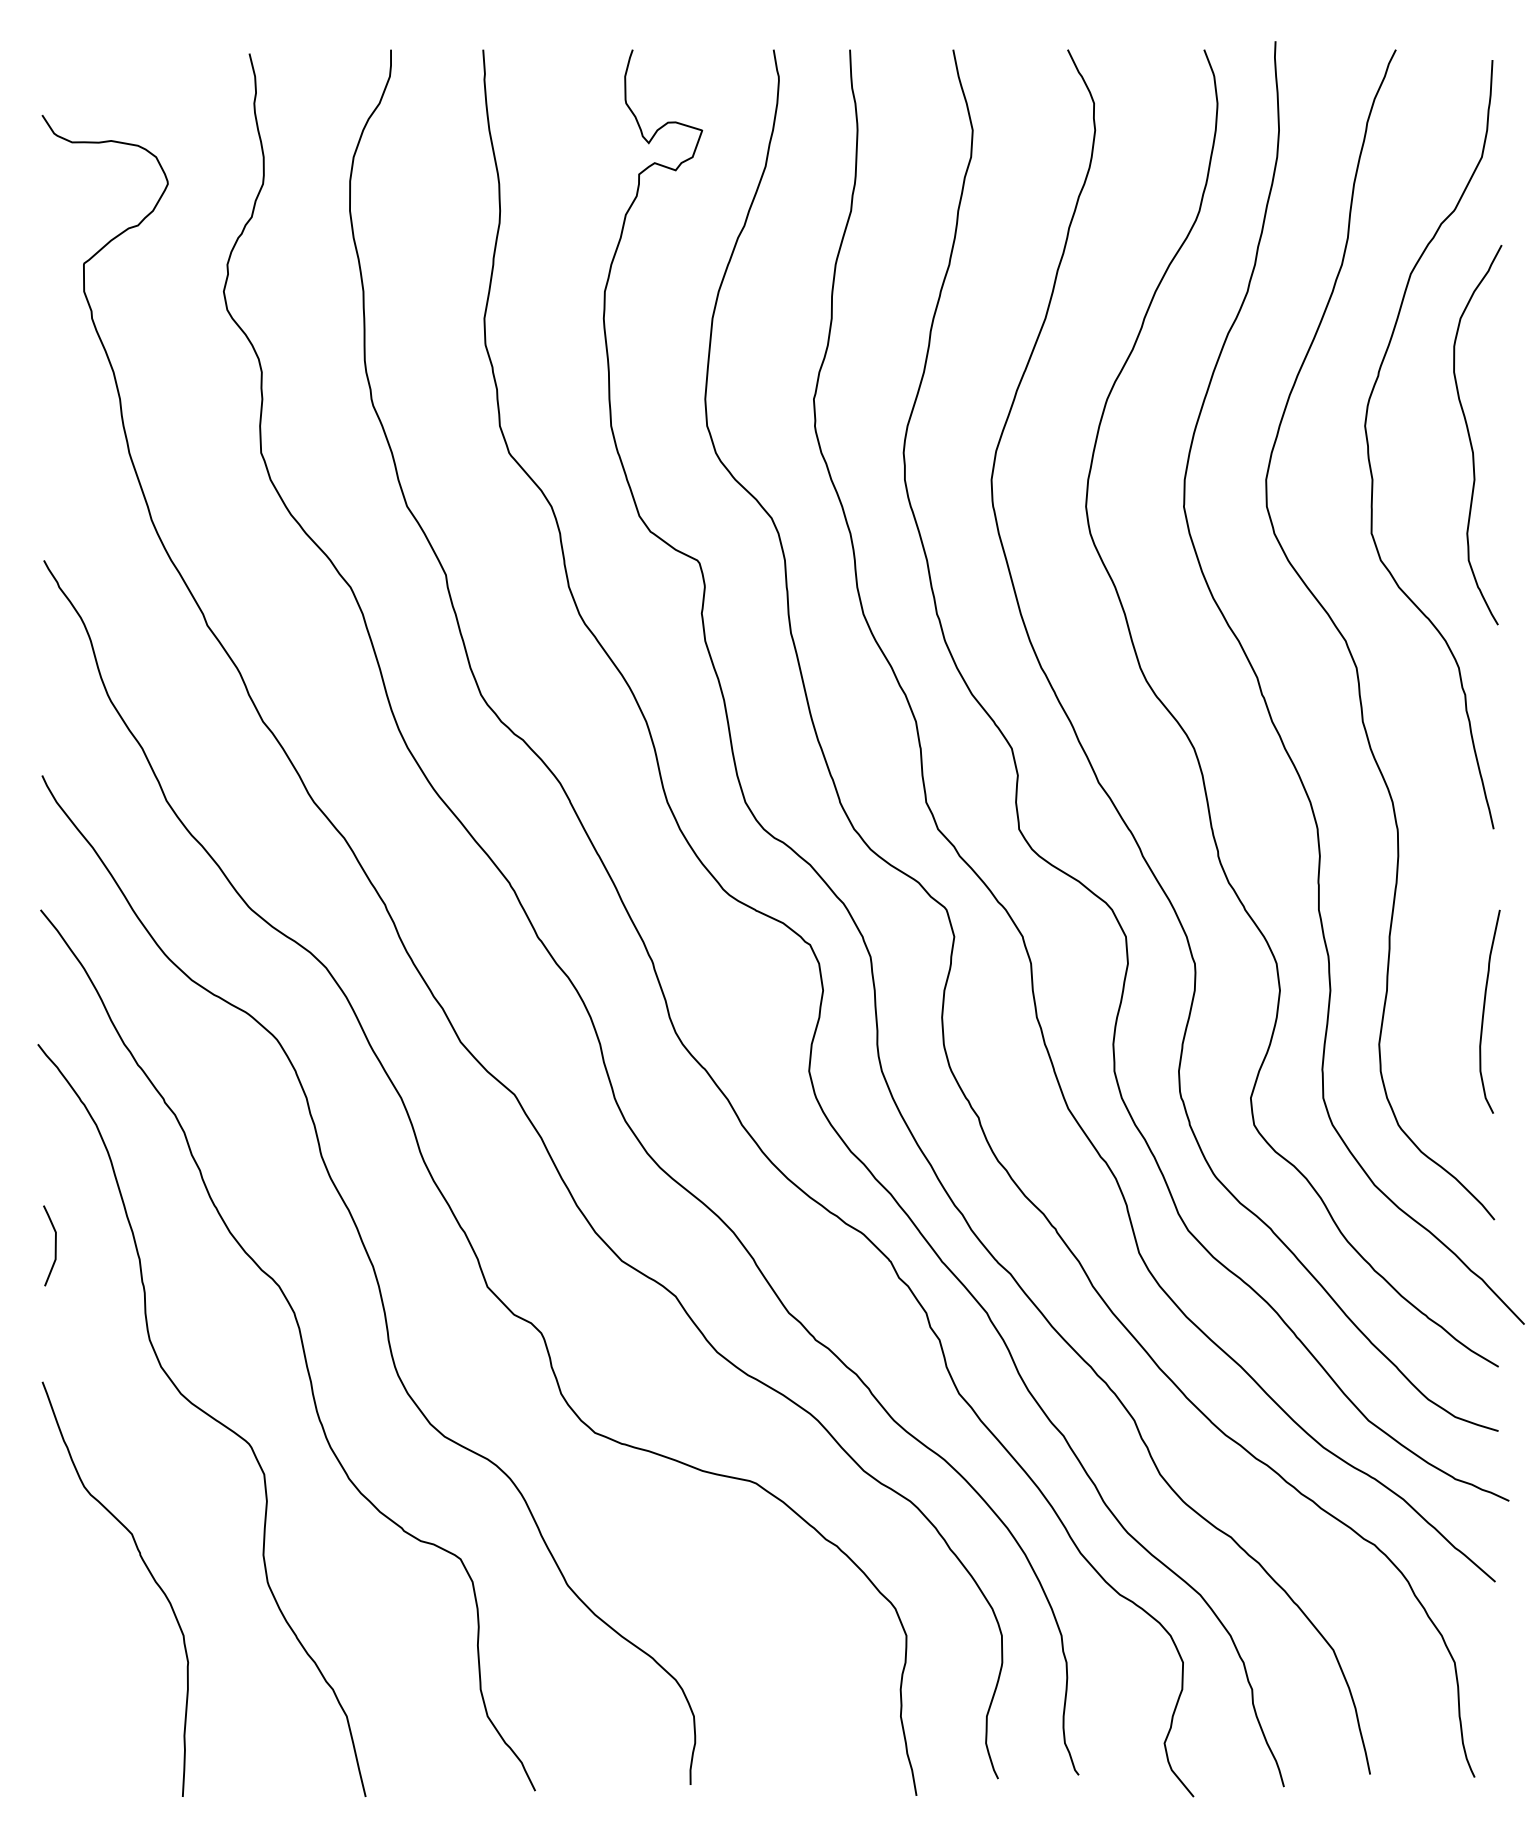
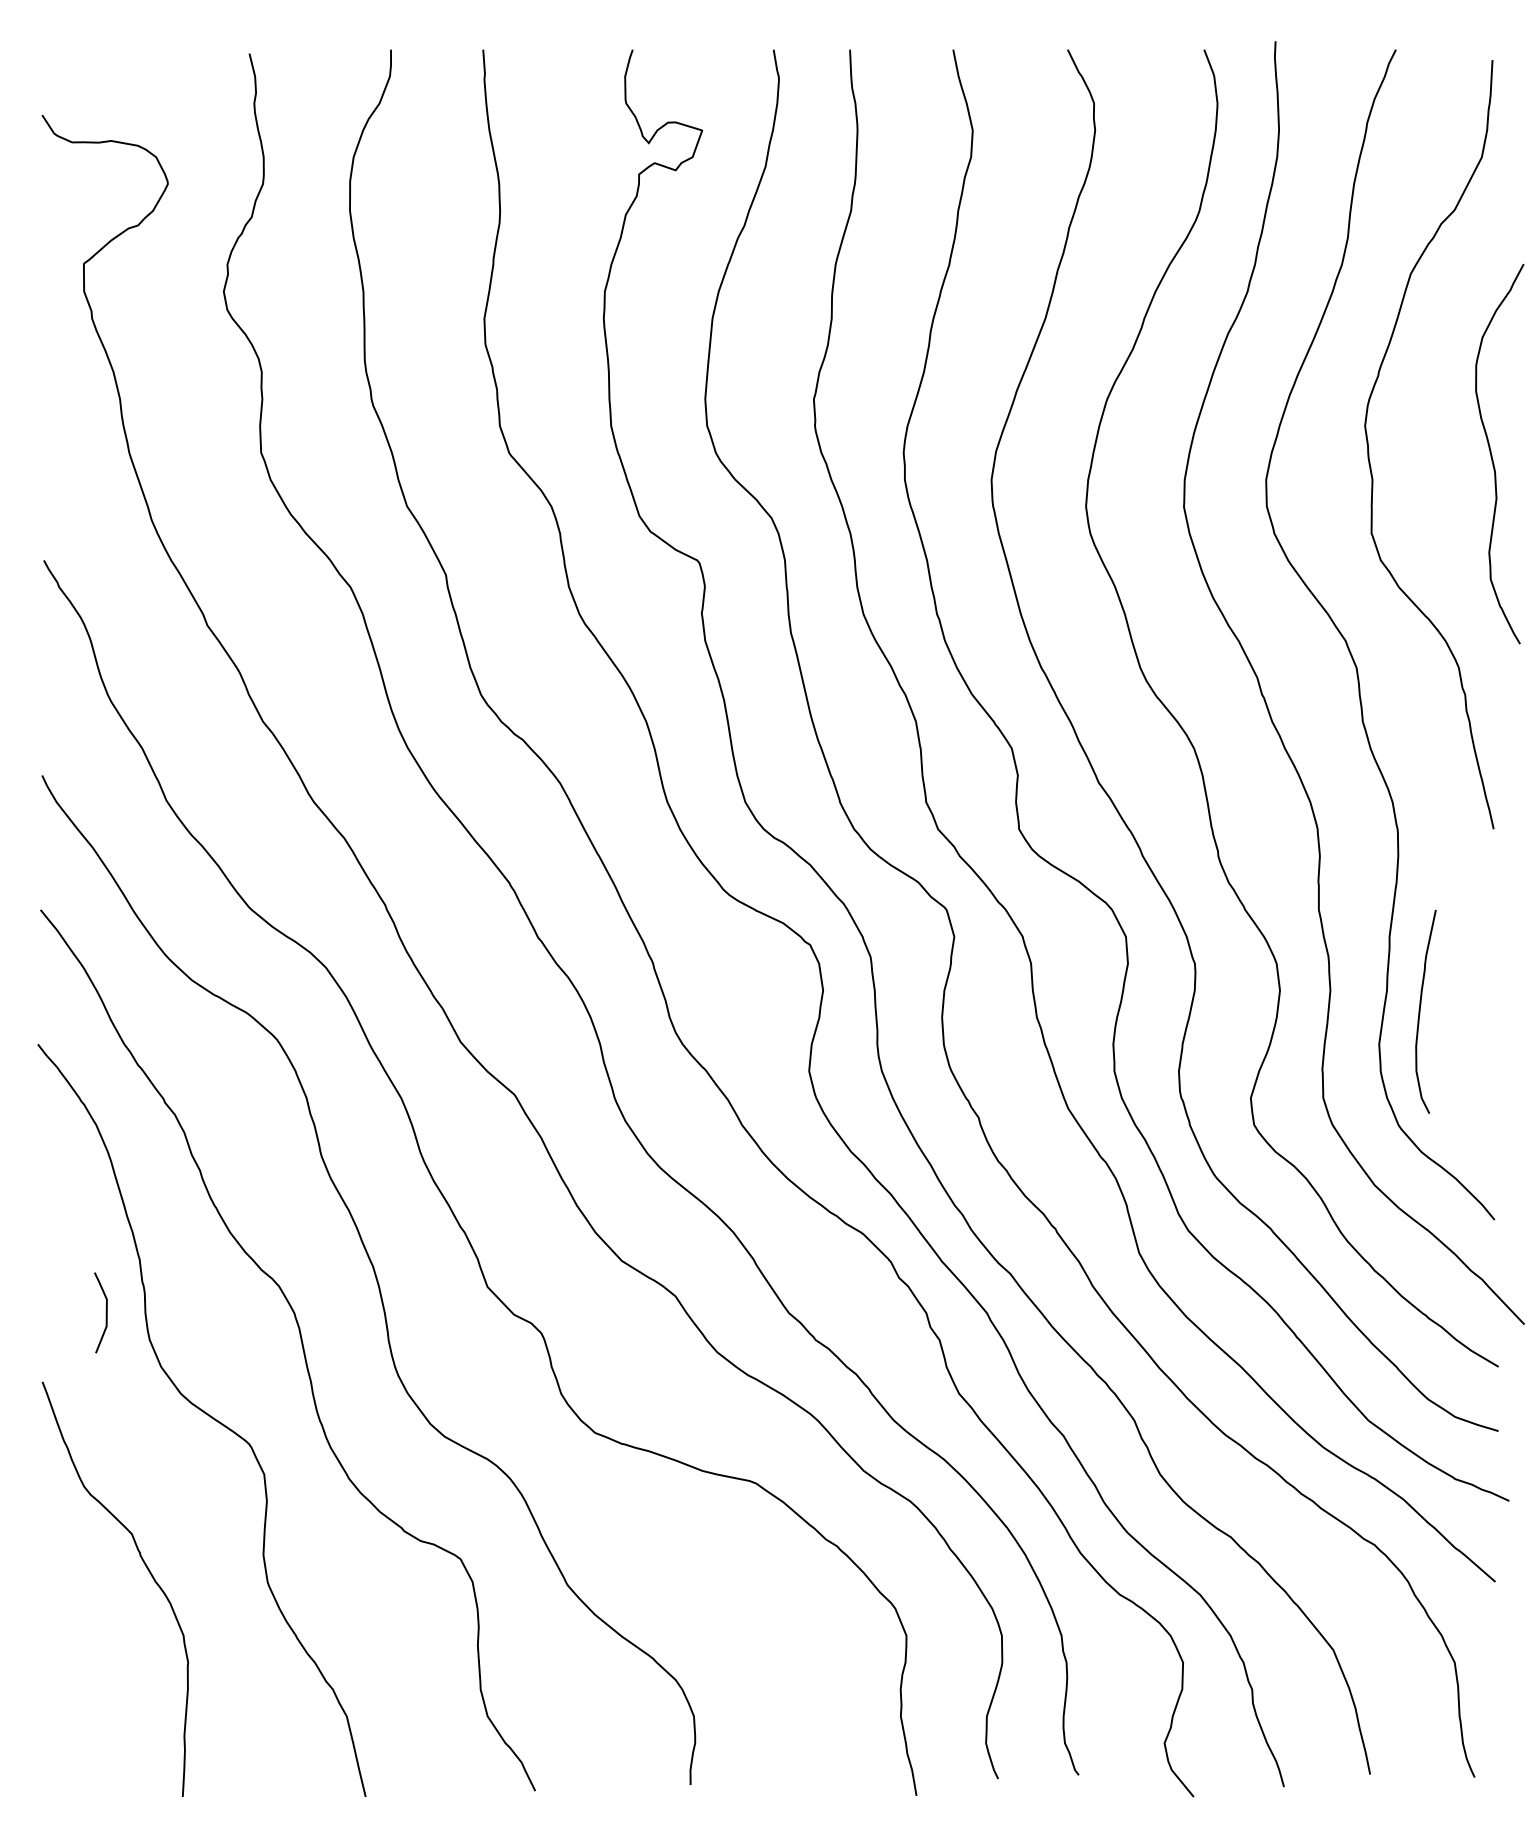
curve position: (1470, 436) -> (1492, 455) (1492, 455)
curve position: (1484, 1011) -> (1420, 1011) (1420, 1011)
line position: (54, 1245) -> (105, 1312) (105, 1312)
